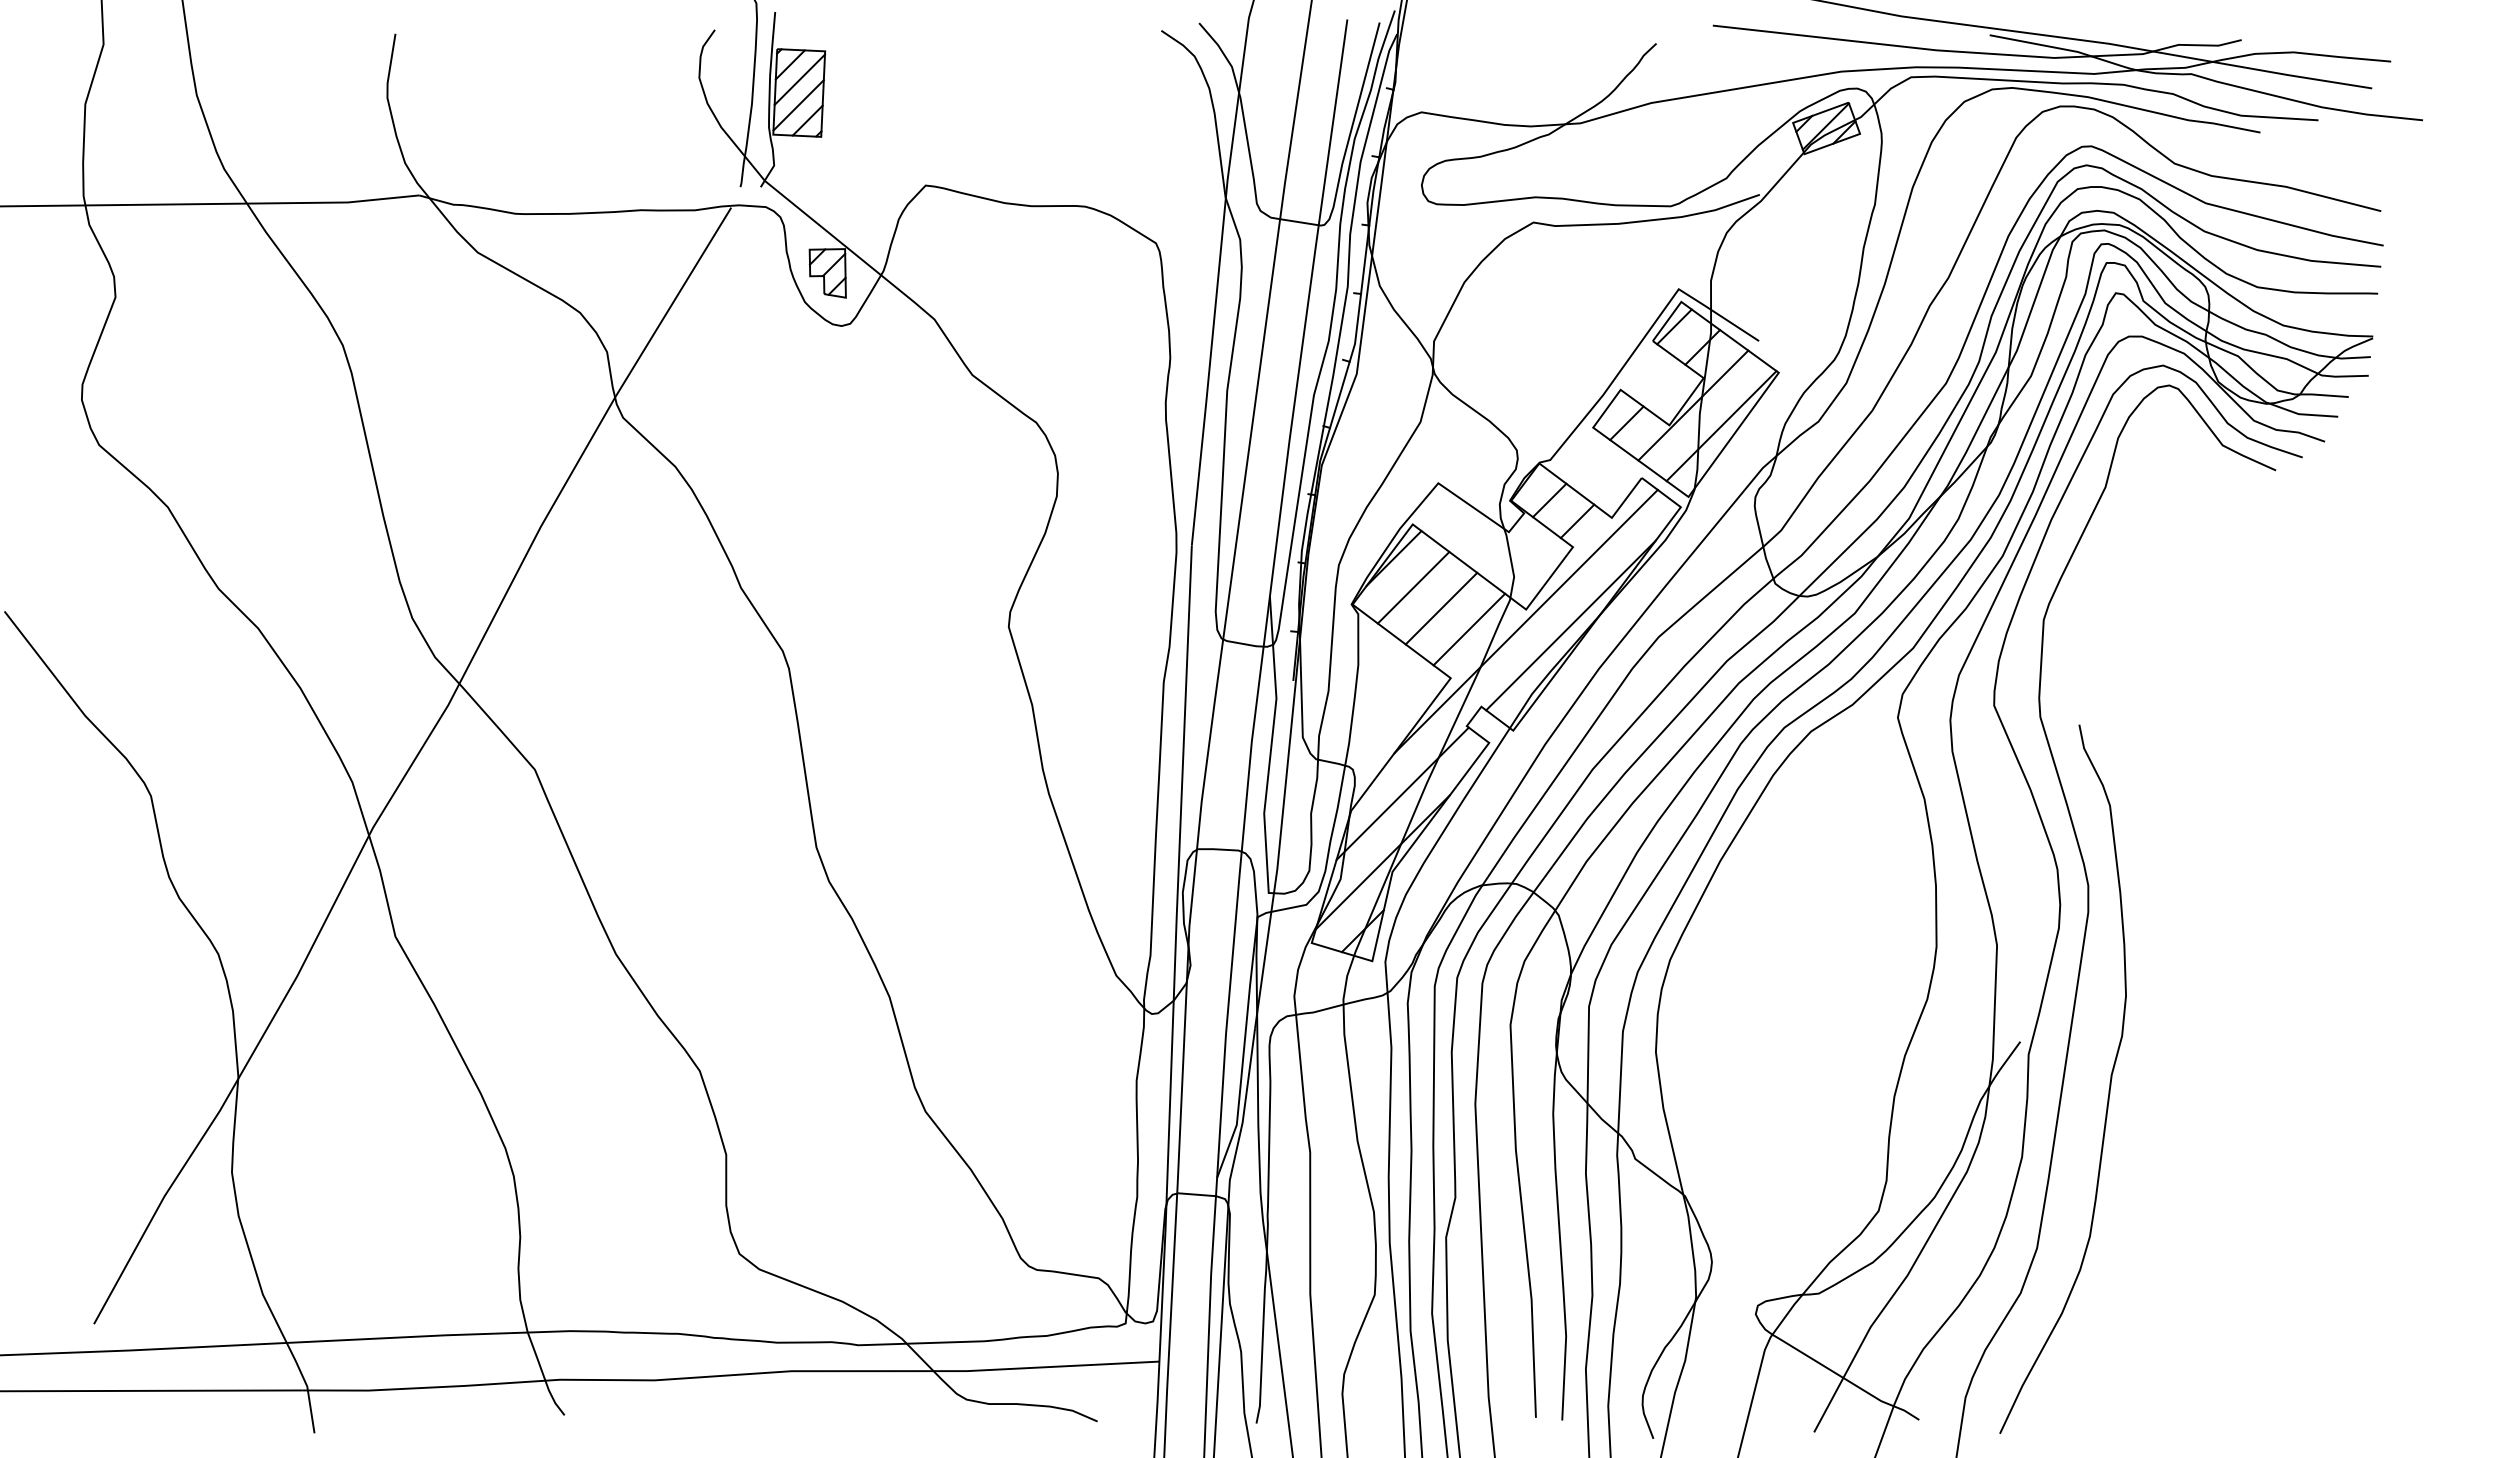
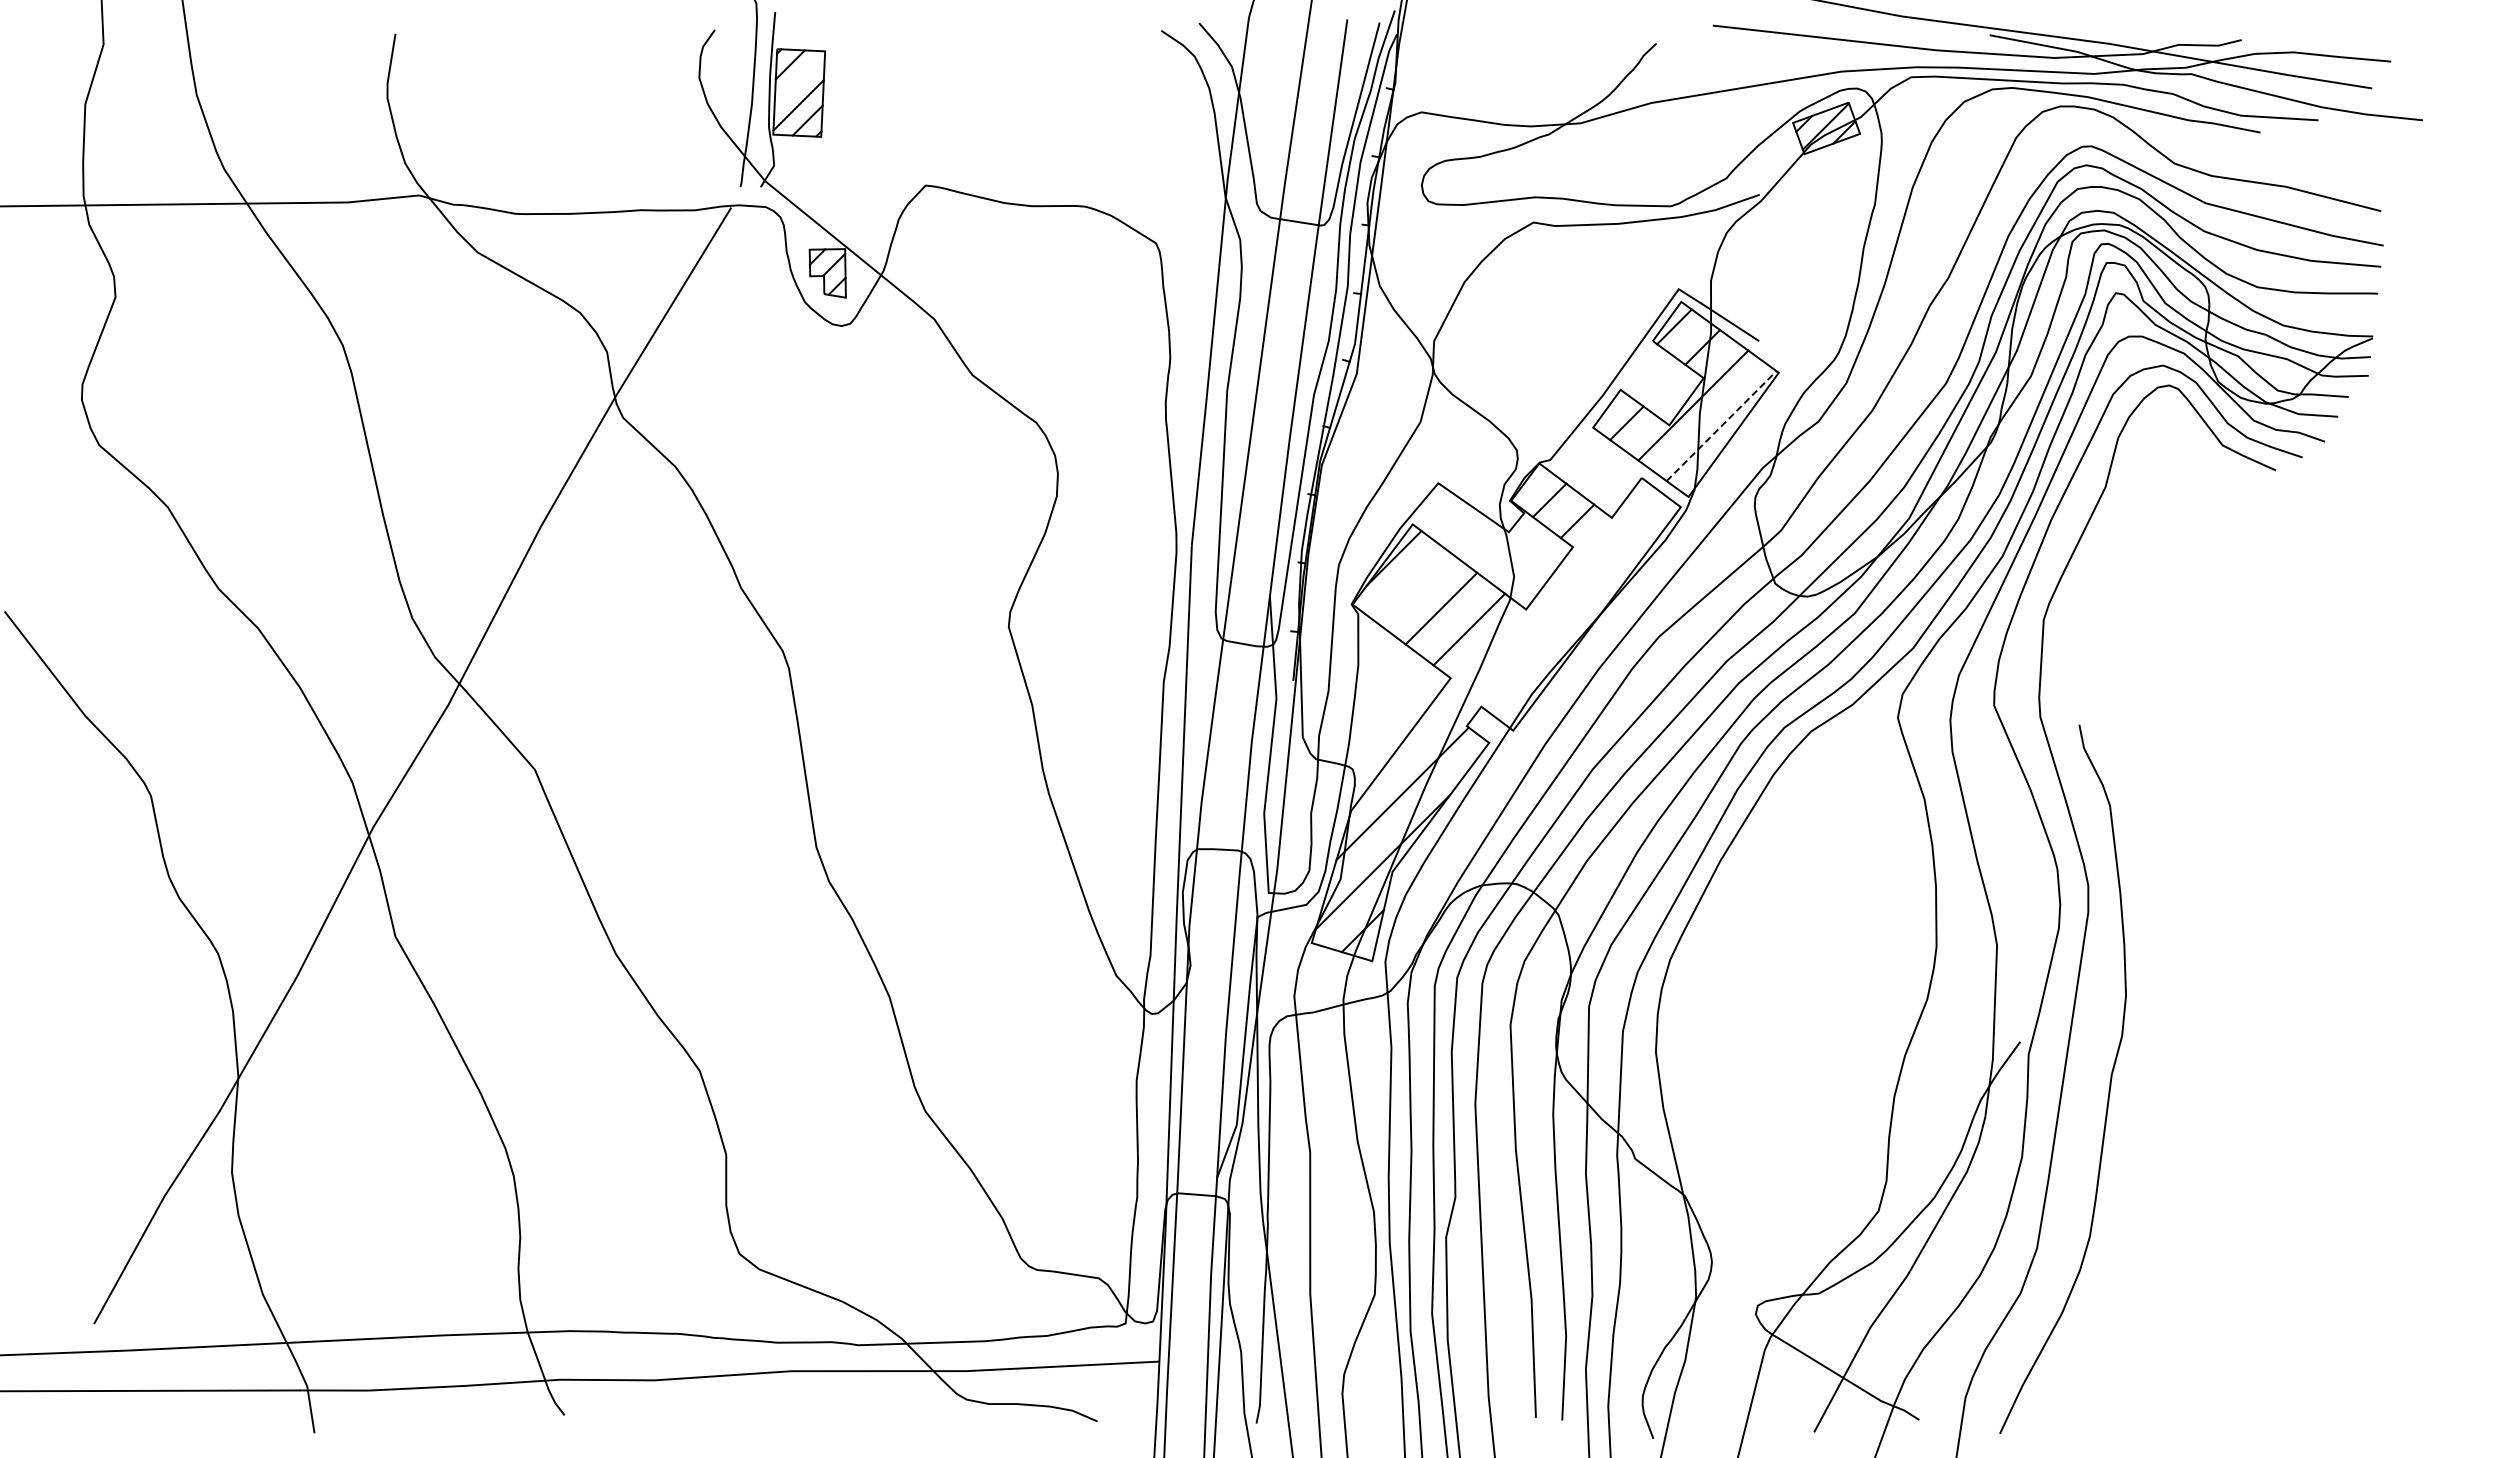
line: present -> none (799, 79)
line: solid -> dashed (1721, 426)
line: present -> none (1413, 587)
line: present -> none (1525, 621)
line: present -> none (1570, 625)
